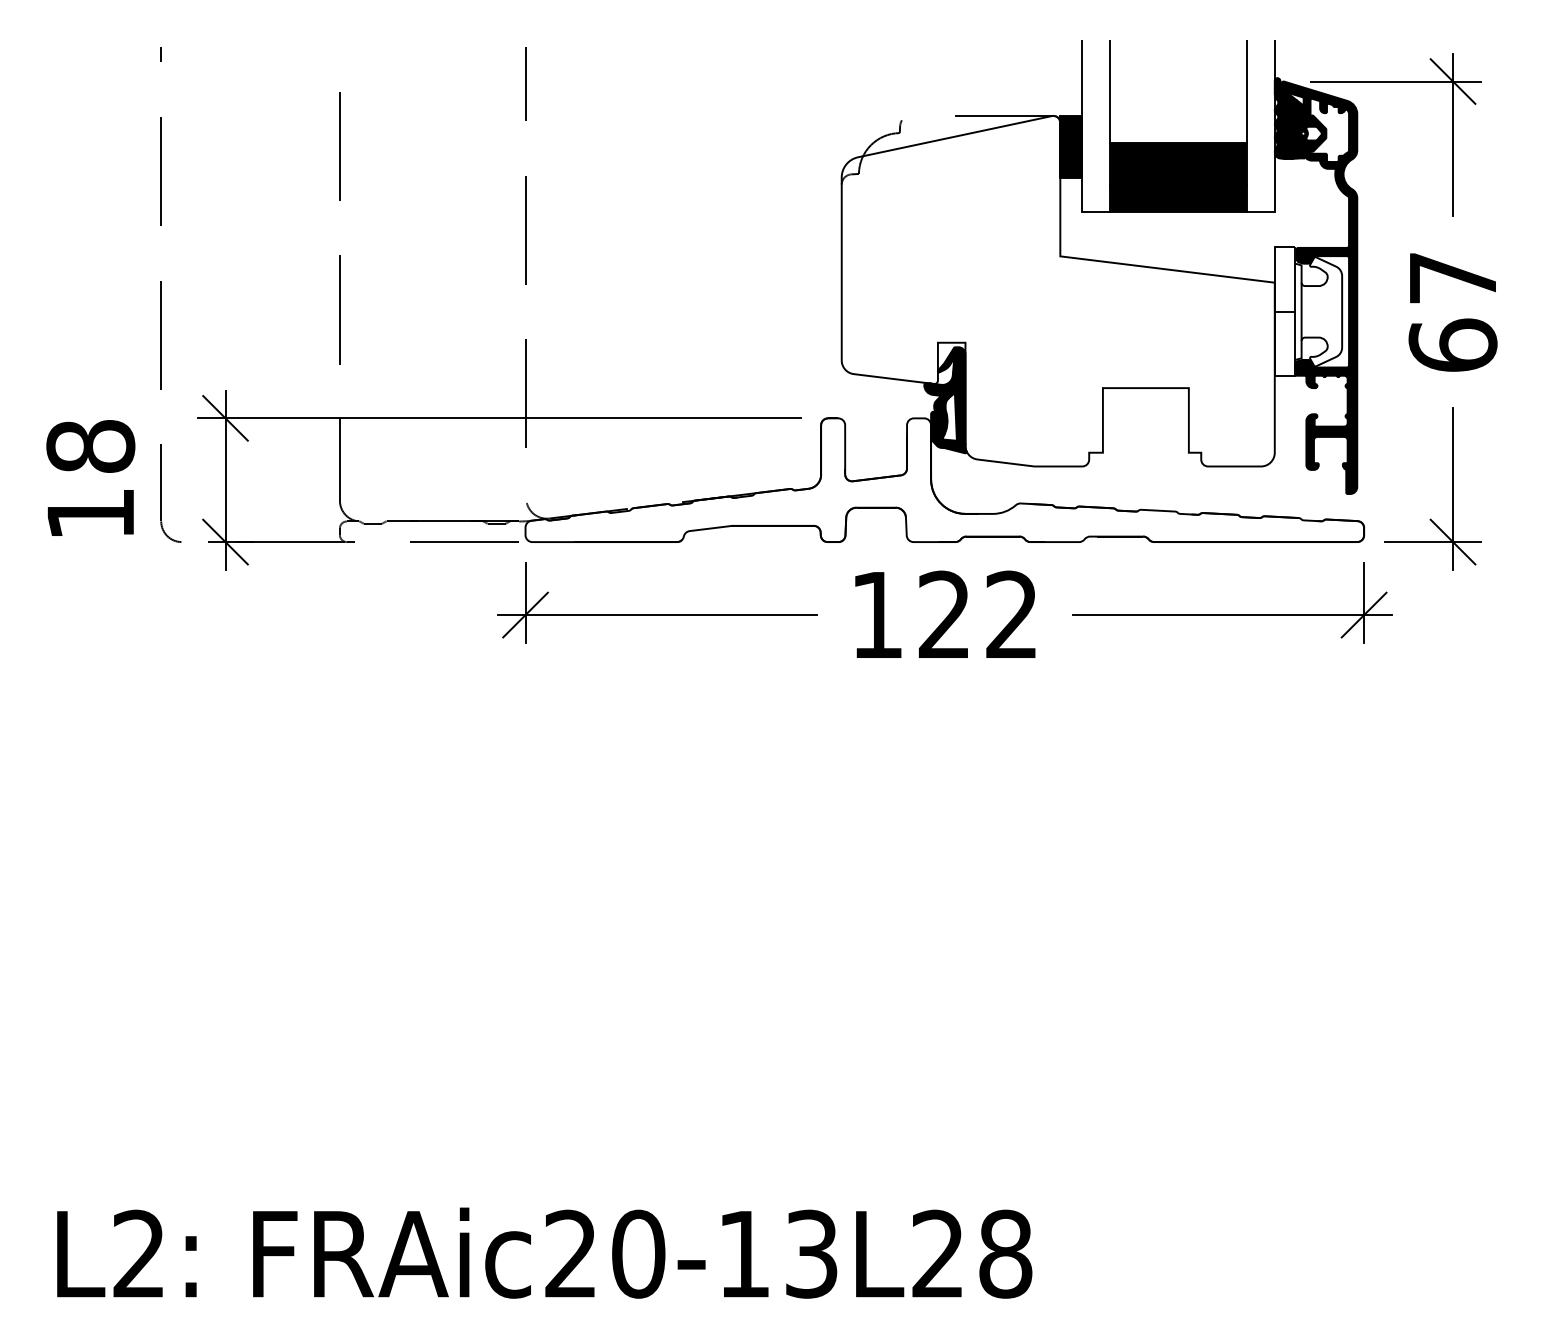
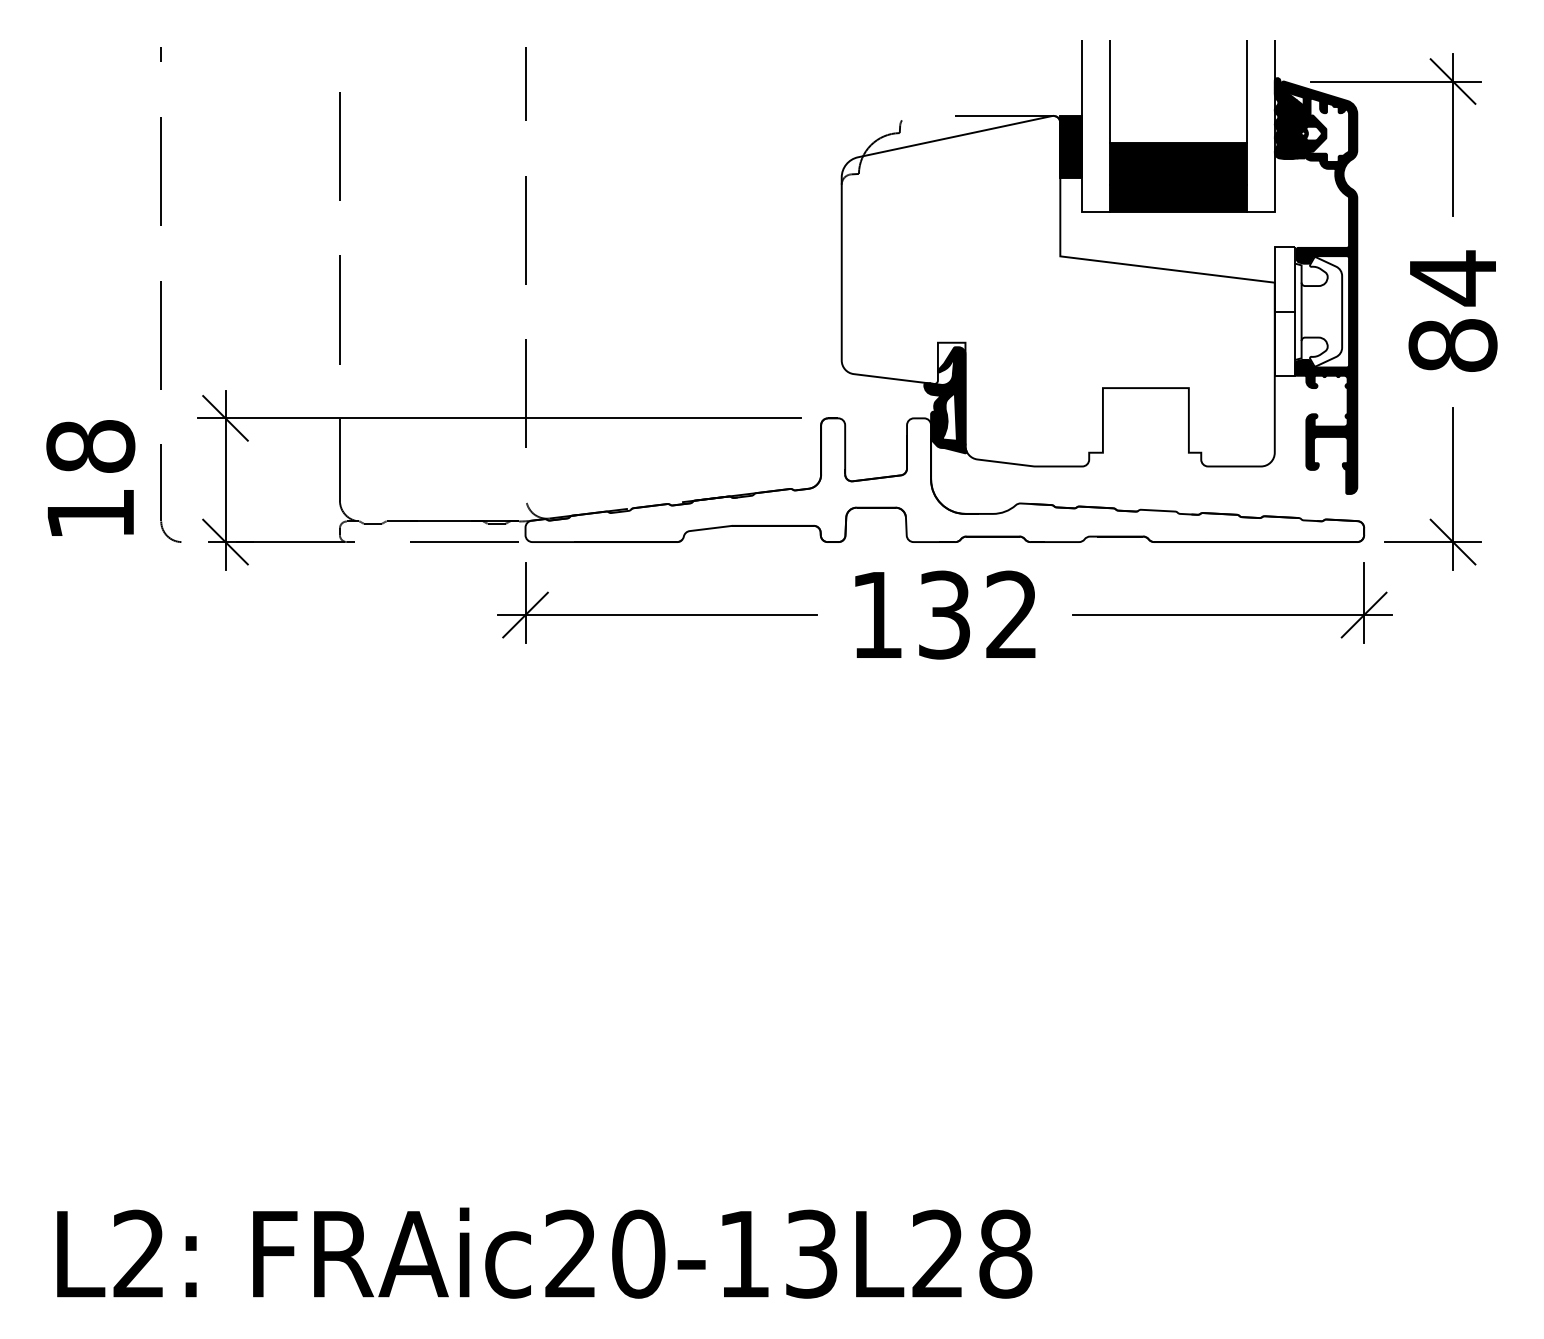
text: 67 -> 84 (1452, 310)
text: 122 -> 132 (943, 614)
